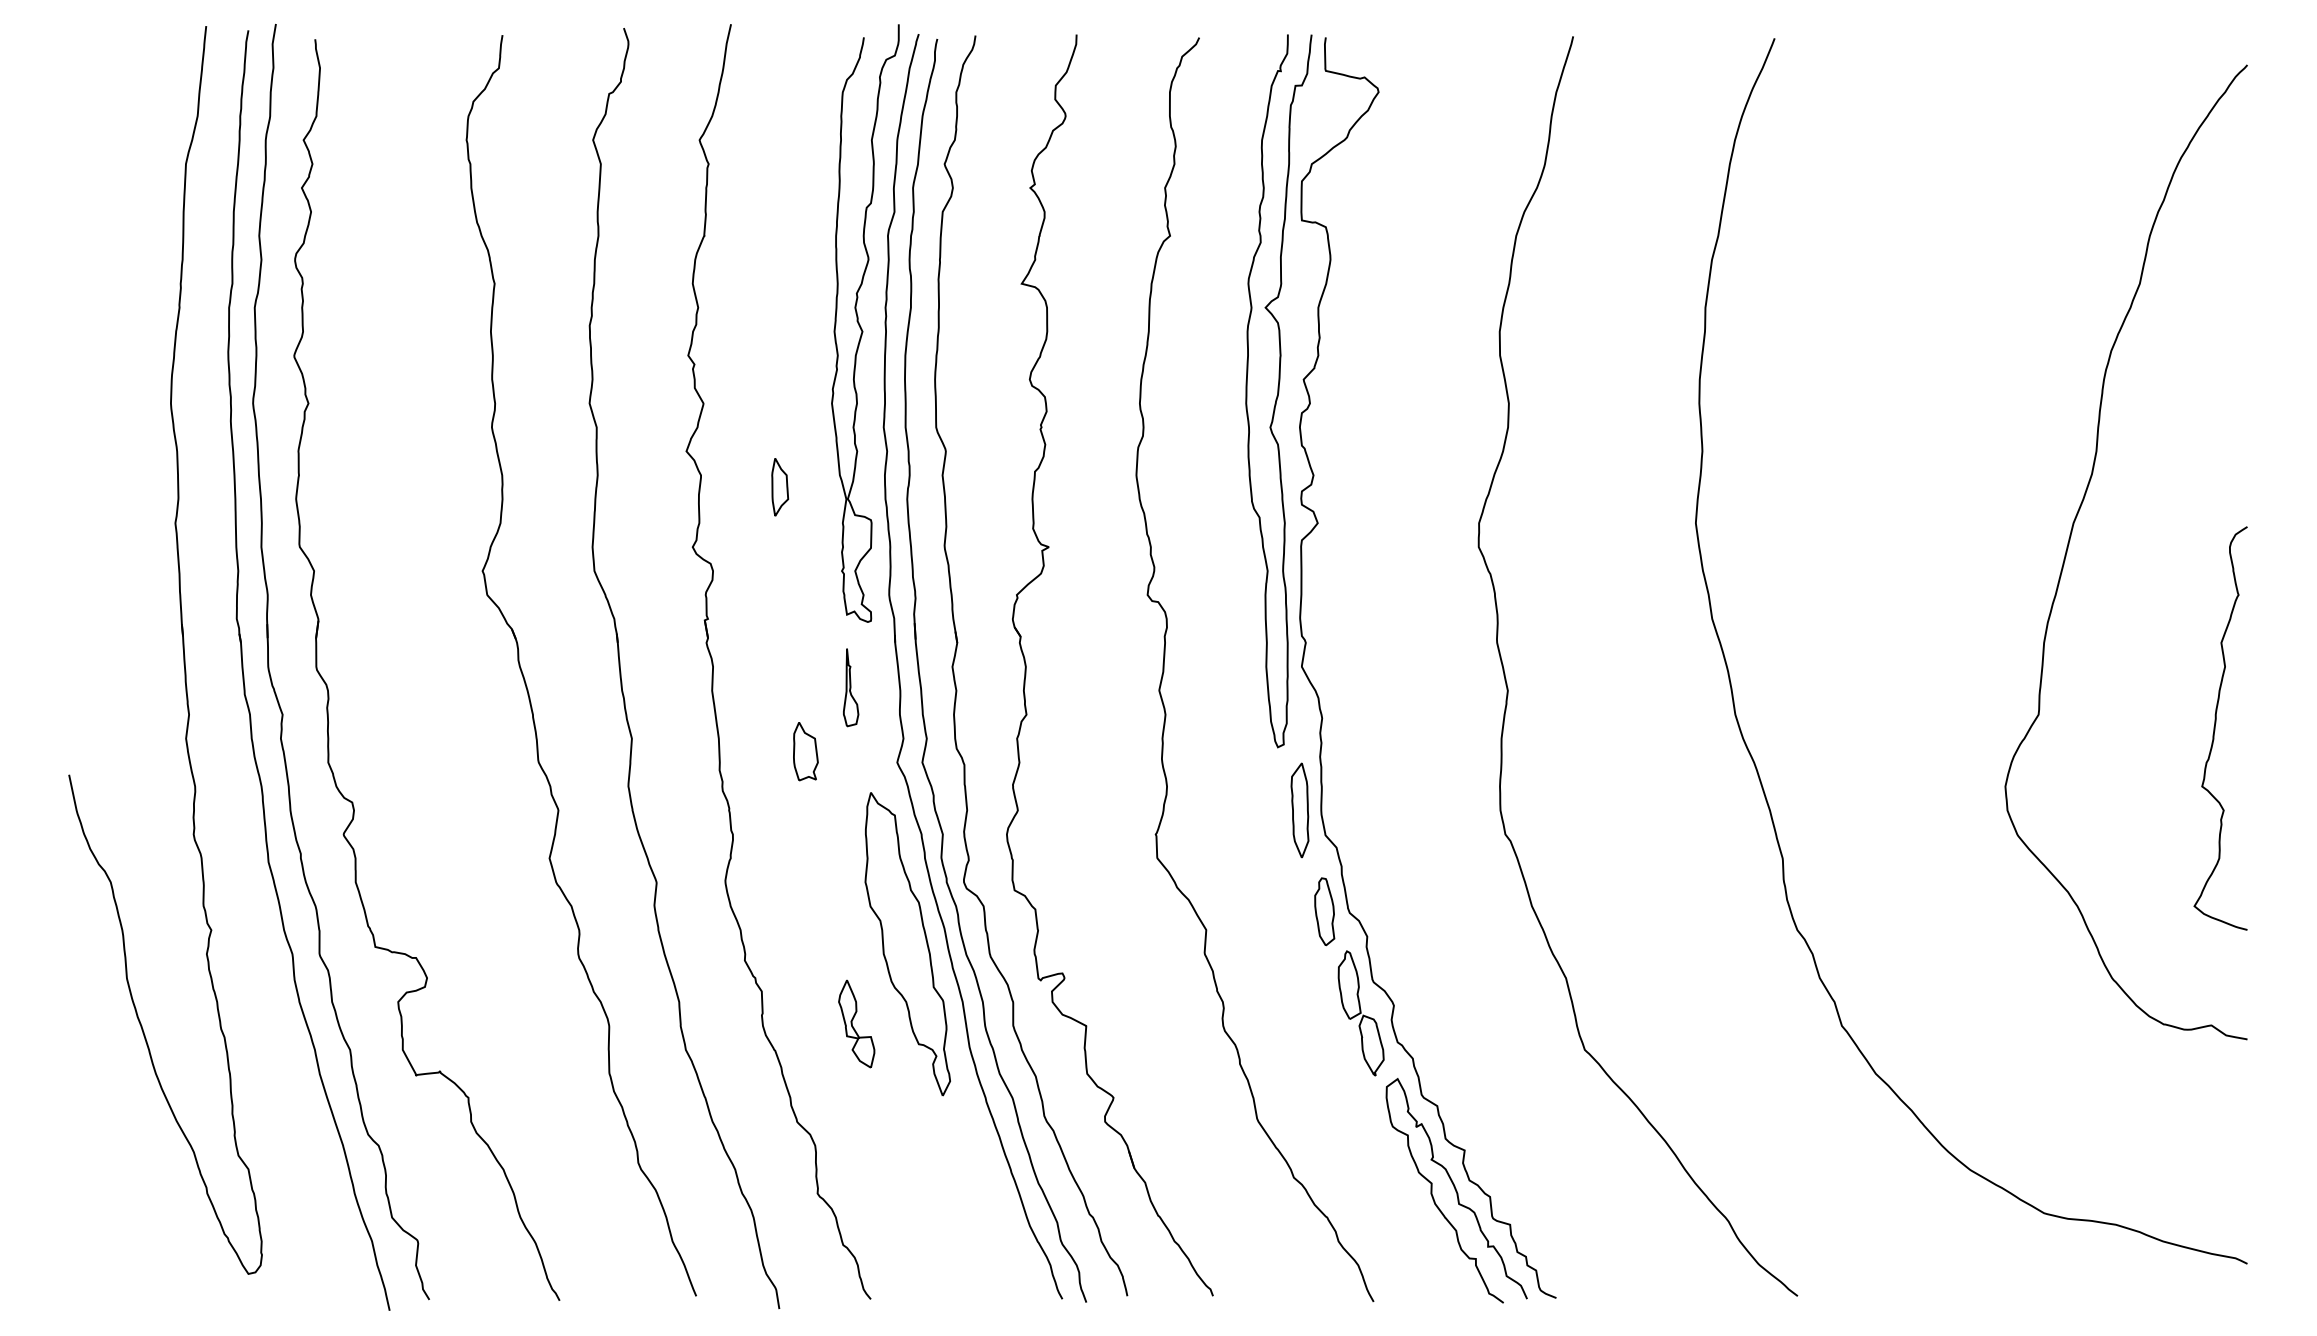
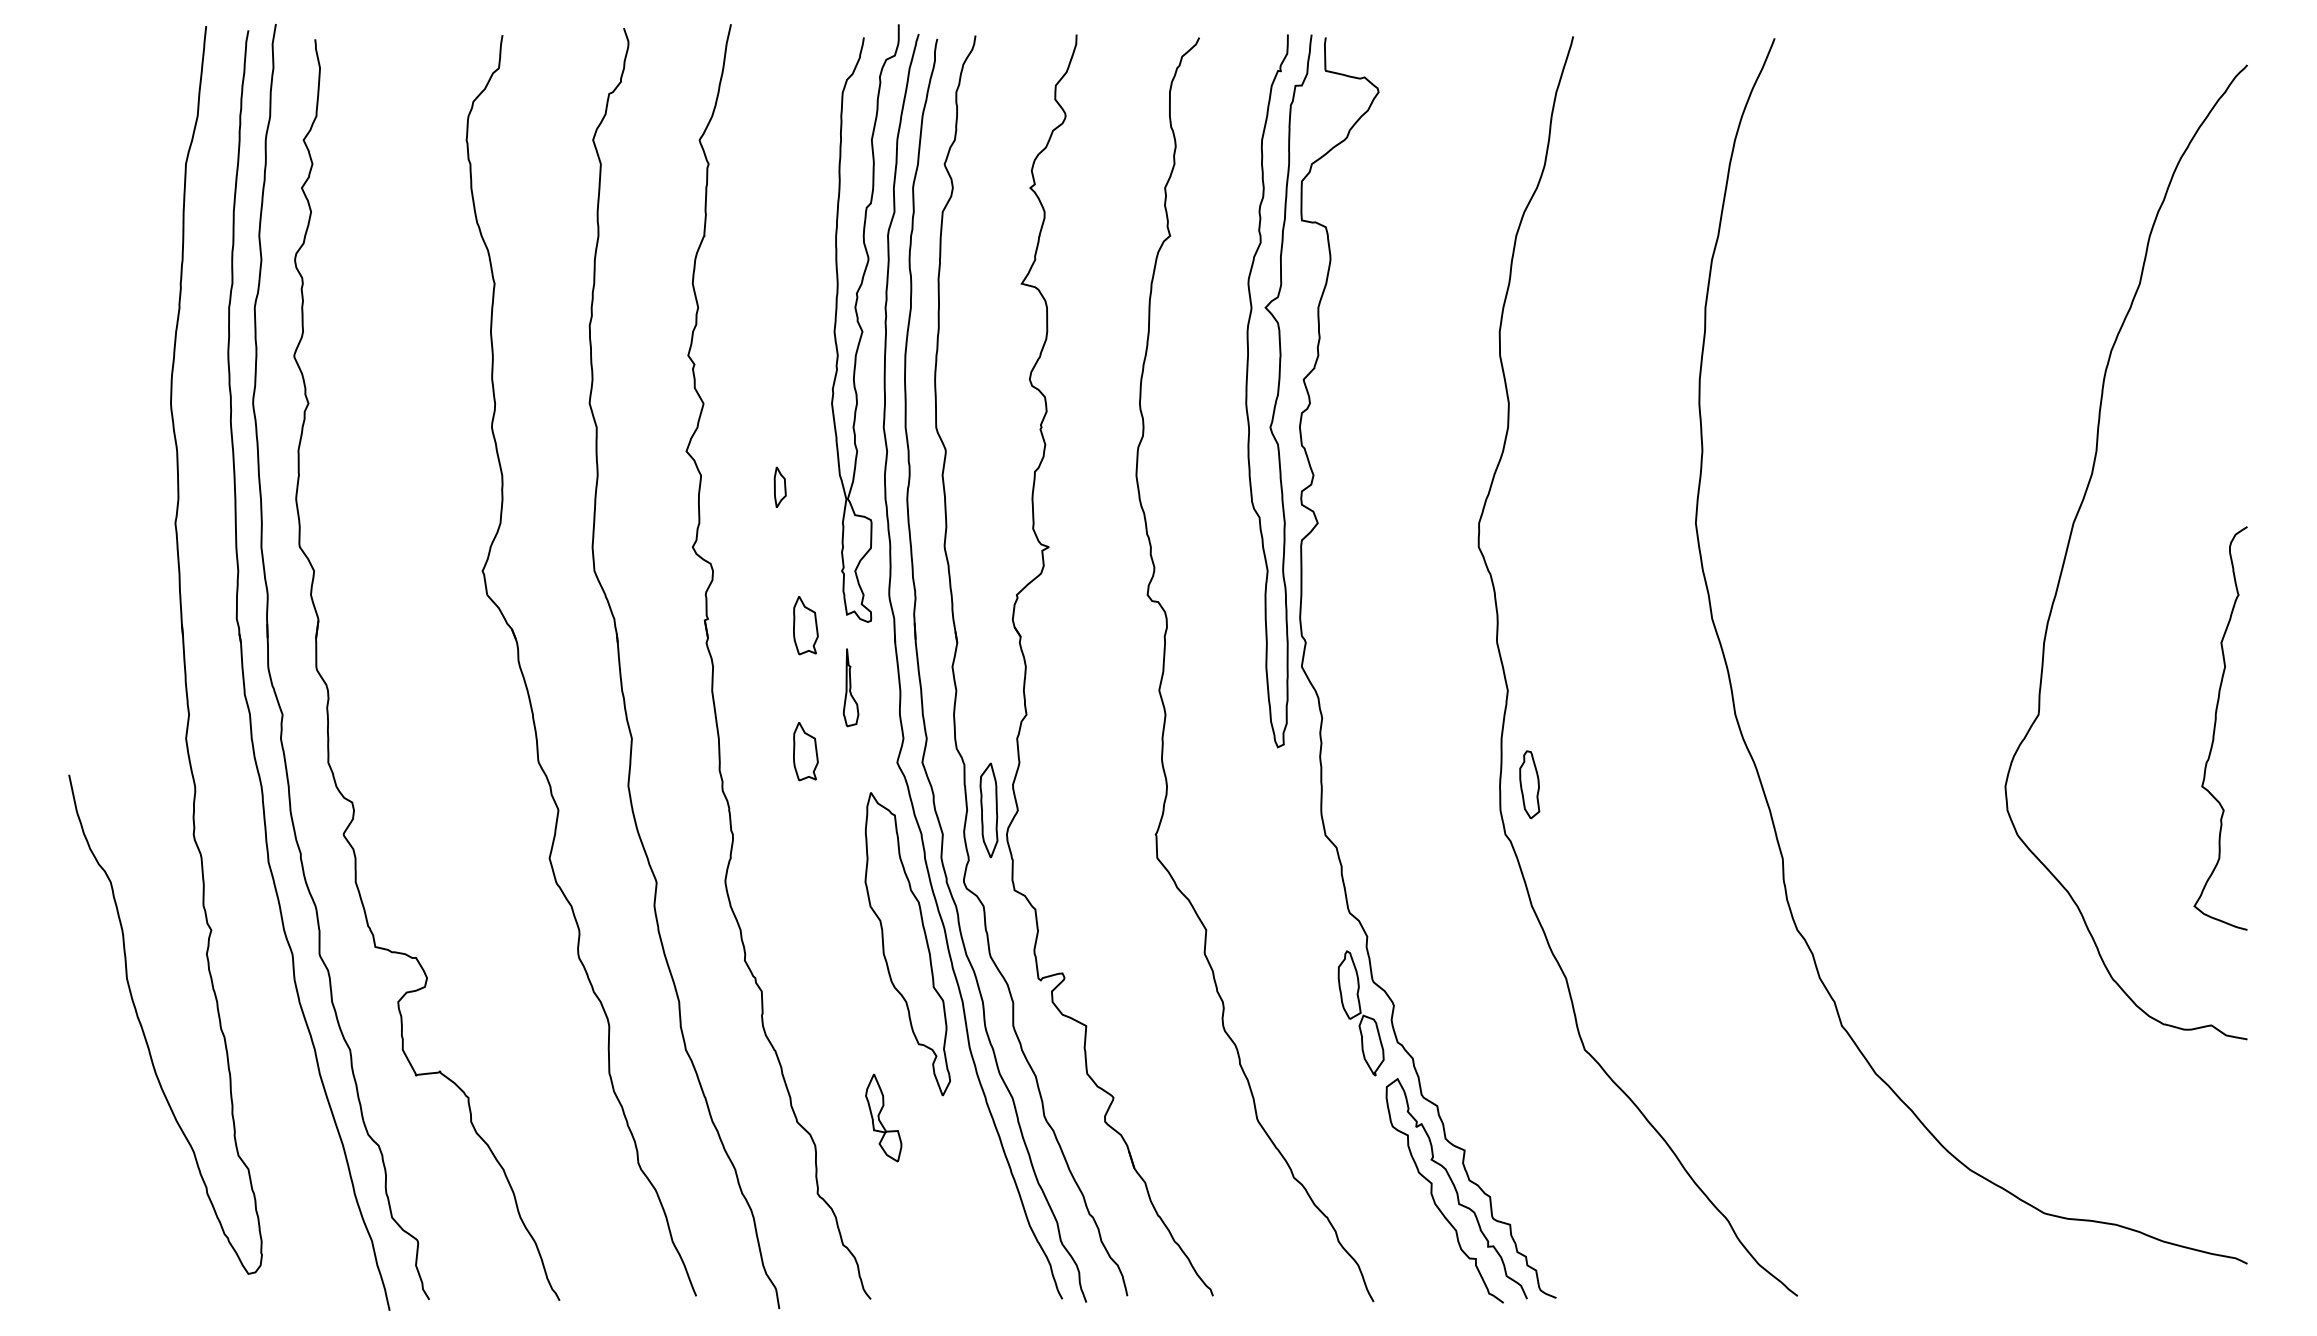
part size: 19x59 px -> 14x42 px (779, 486)
part: none -> present (805, 625)
part position: (1299, 810) -> (988, 810) (988, 810)
part position: (1324, 911) -> (1529, 784) (1529, 784)
part position: (856, 1023) -> (883, 1117) (883, 1117)
